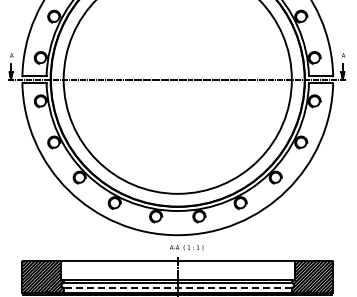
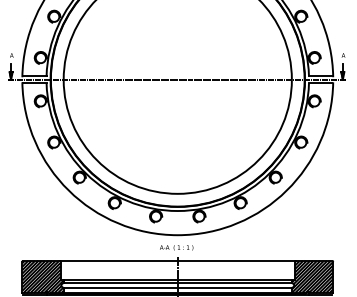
text position: (186, 247) -> (176, 247) (176, 247)
line: dashed -> solid (177, 287)
